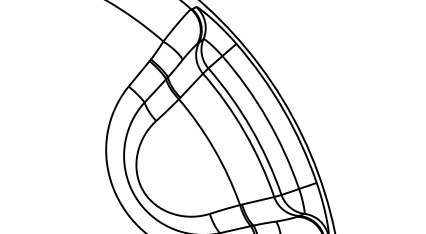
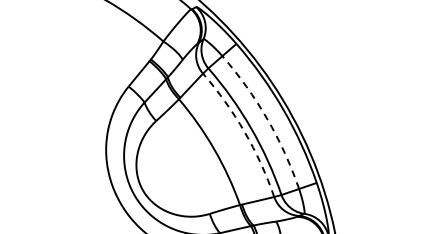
arc: solid -> dashed (267, 118)
arc: solid -> dashed (244, 131)
